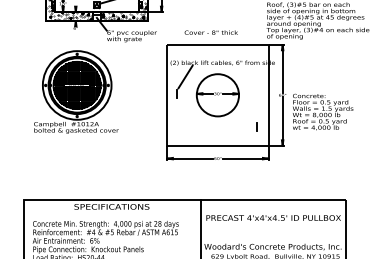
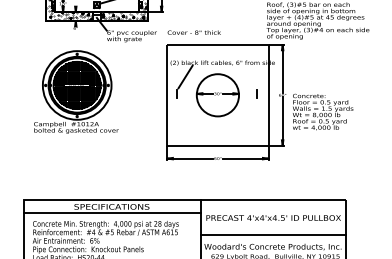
text position: (210, 32) -> (193, 32) (193, 32)
line position: (256, 126) -> (256, 93) (256, 93)
line: none -> present (112, 212)
line: none -> present (273, 235)
